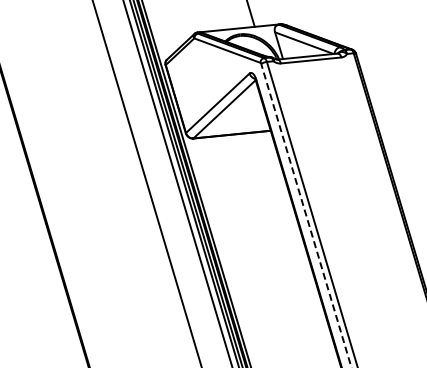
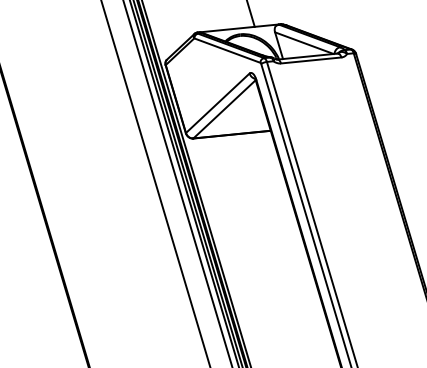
line position: (146, 183) -> (155, 183) (155, 183)
line: dashed -> solid (306, 215)
